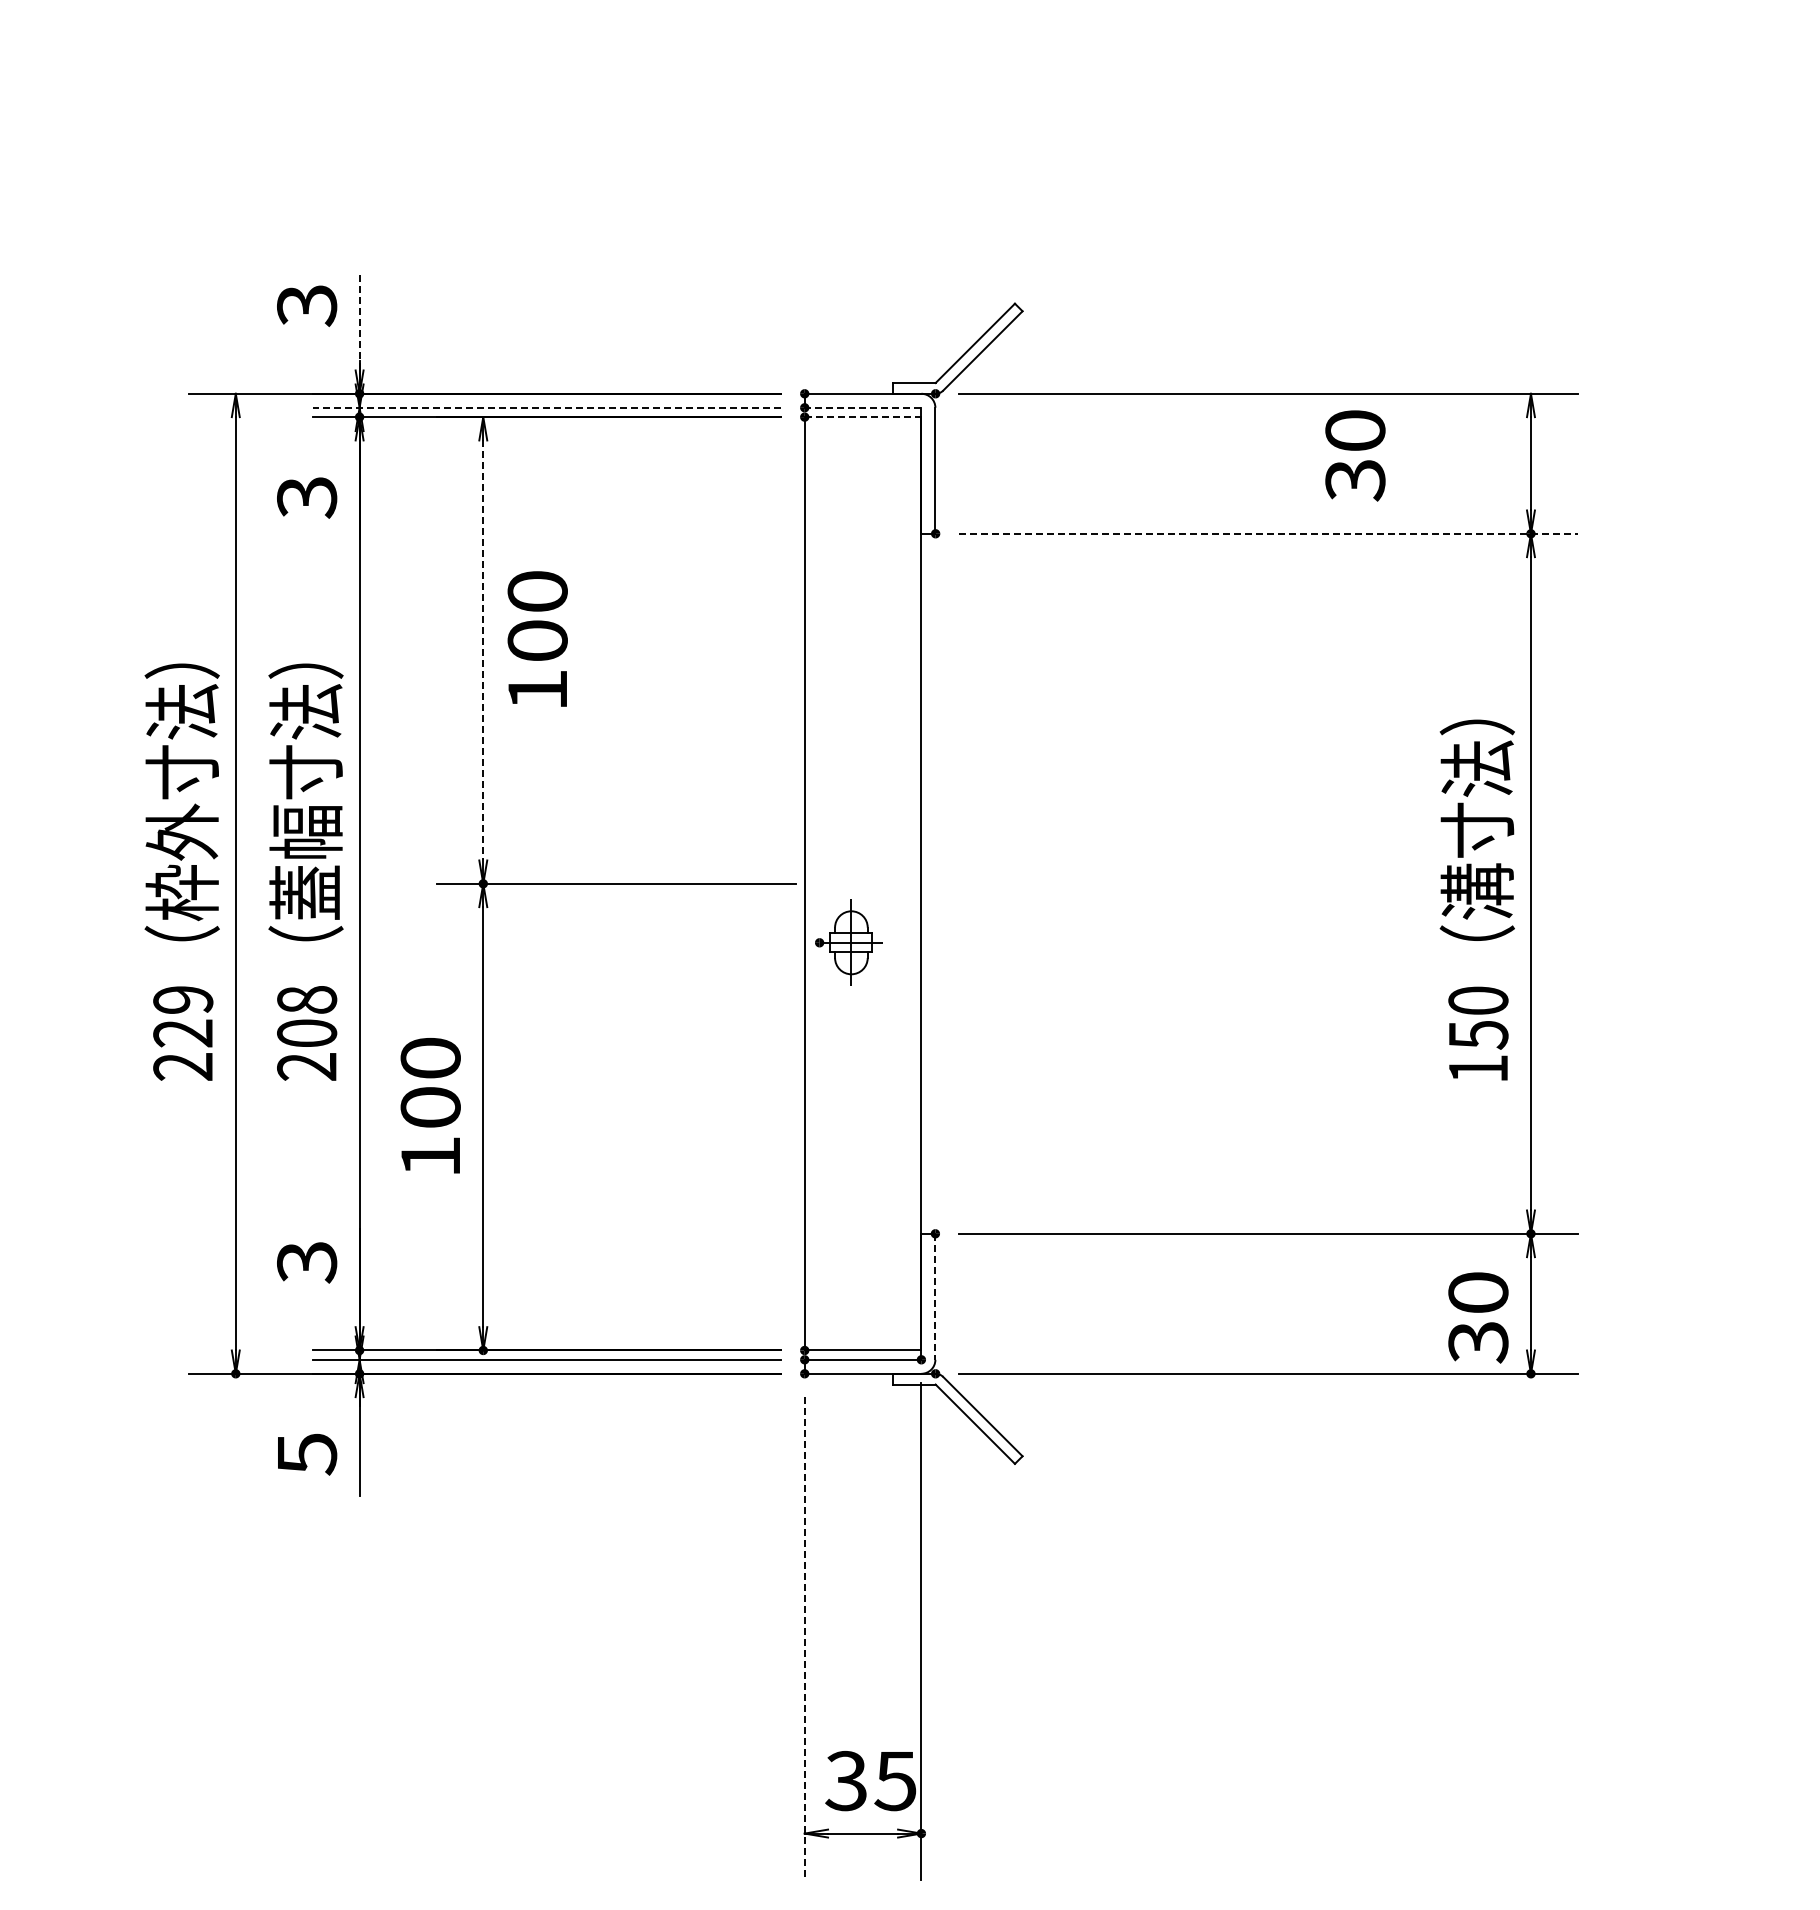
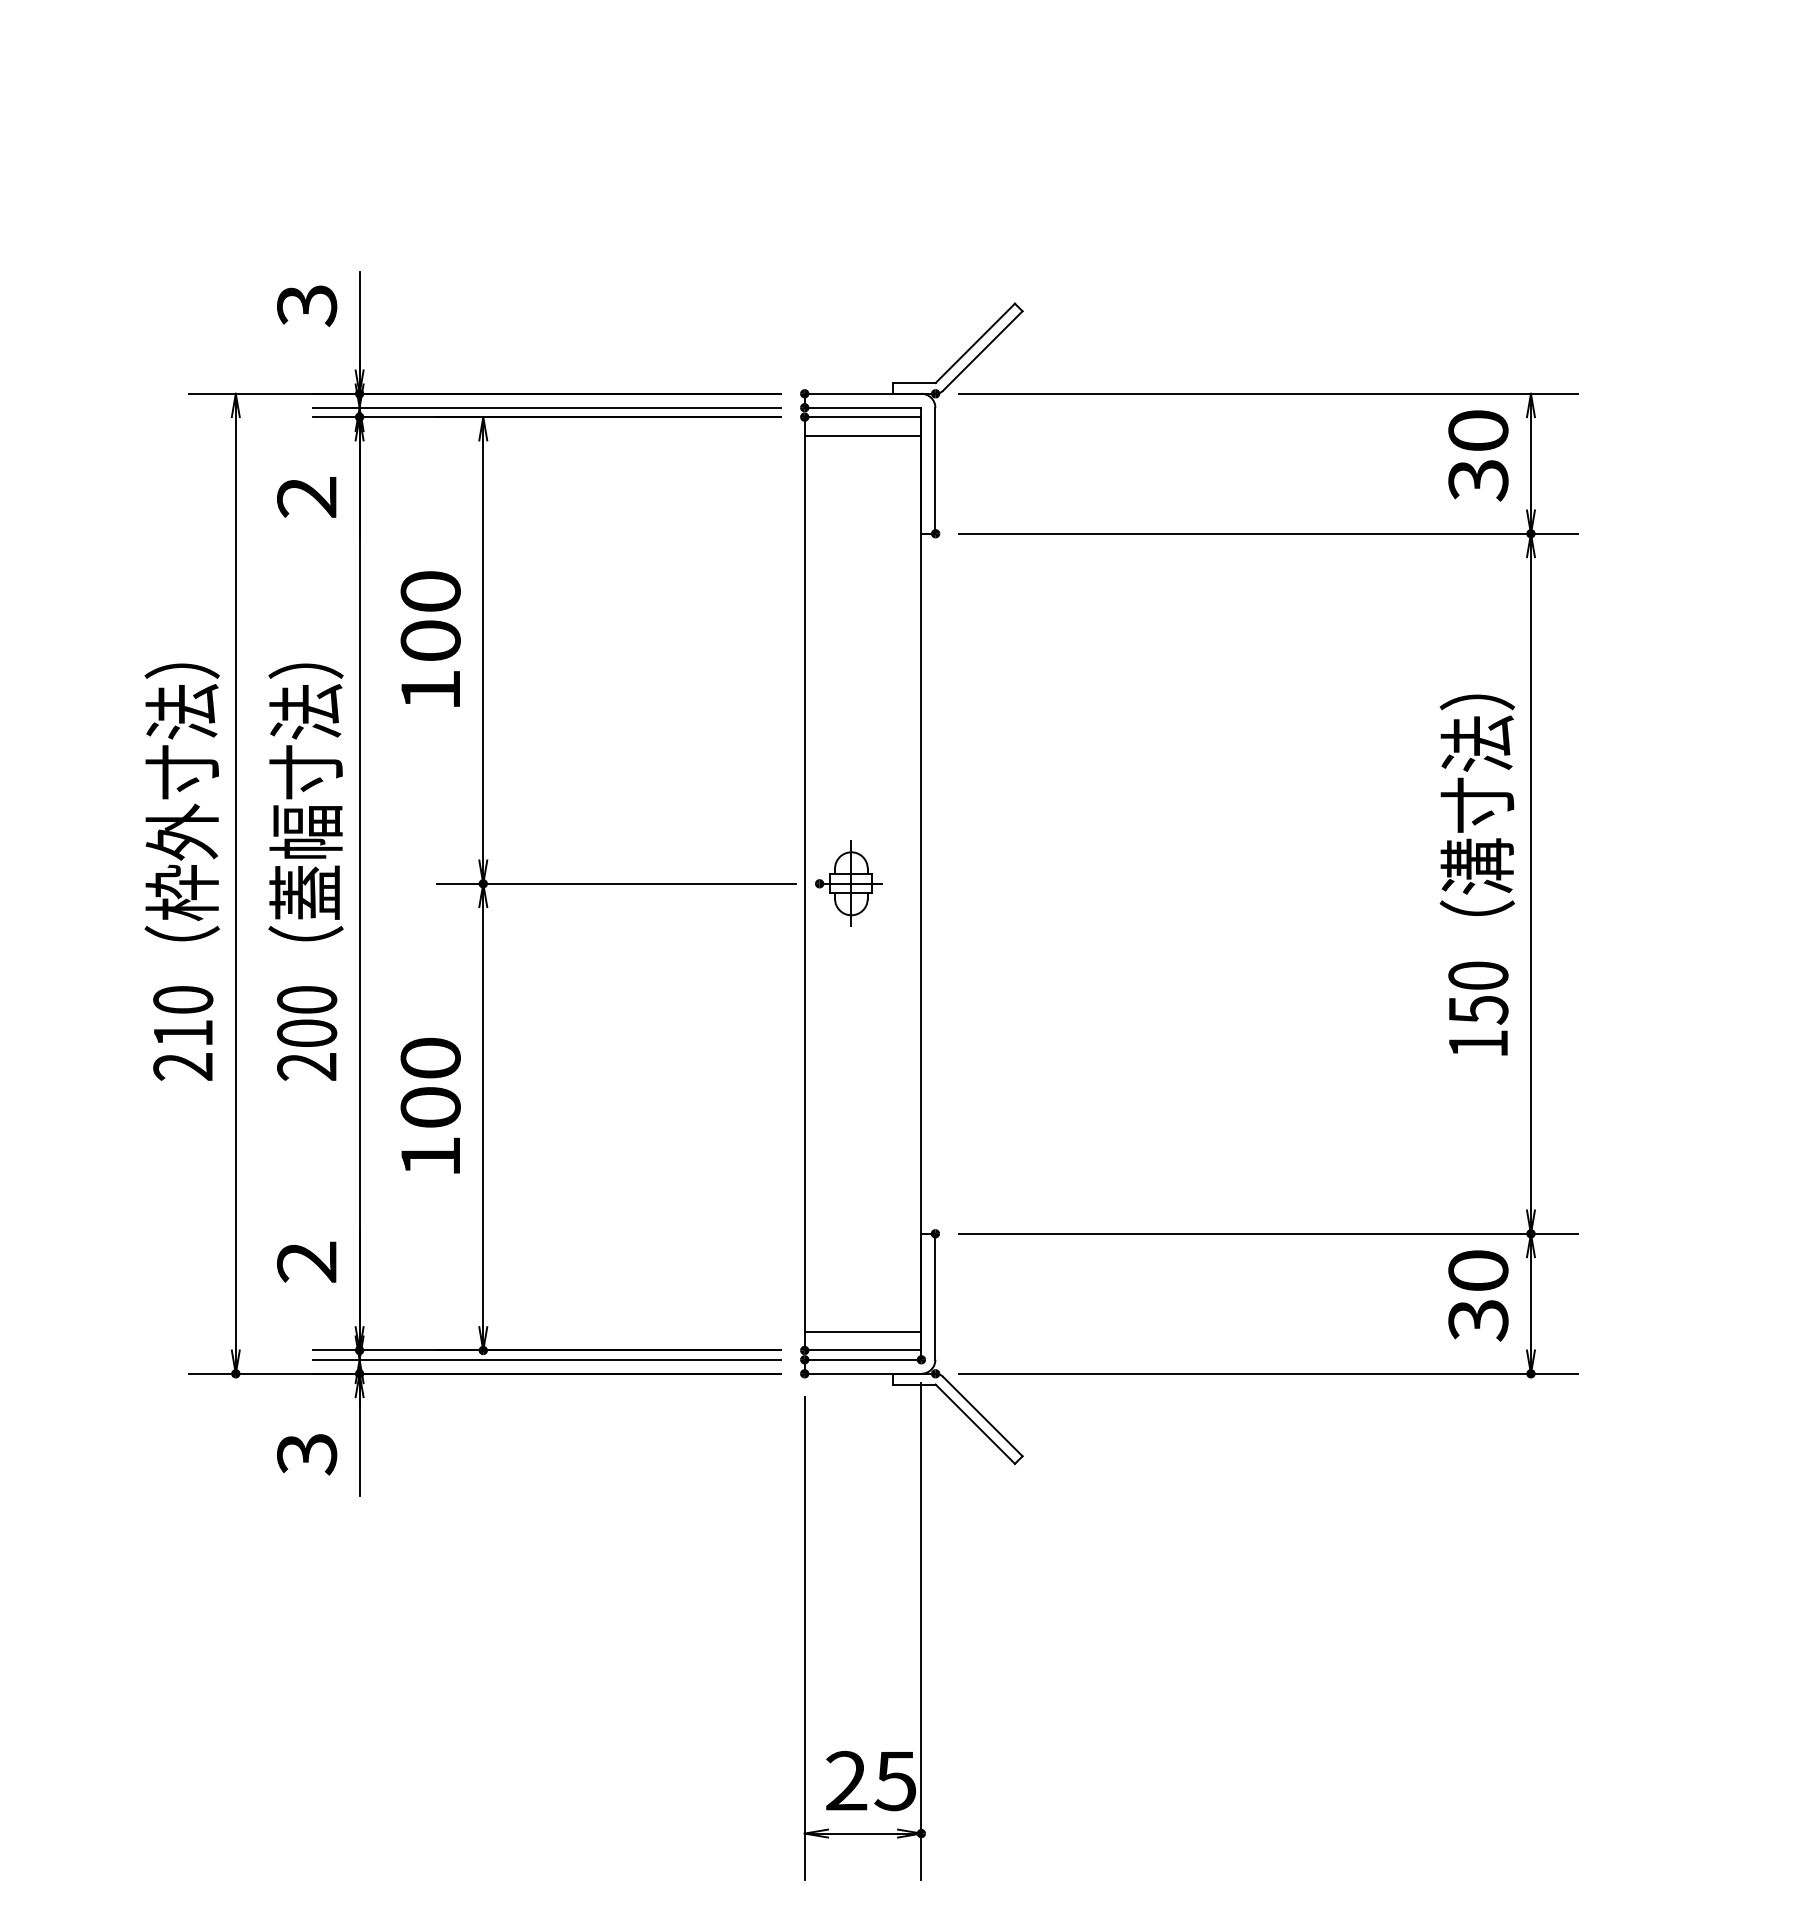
line: dashed -> solid (359, 320)
line: dashed -> solid (546, 407)
line: dashed -> solid (862, 407)
line: dashed -> solid (863, 417)
line: none -> present (862, 435)
text position: (1355, 455) -> (1478, 455) (1478, 455)
text: 3 -> 2 (307, 497)
line: dashed -> solid (1268, 533)
text position: (537, 638) -> (430, 638) (430, 638)
line: dashed -> solid (483, 650)
text position: (1476, 899) -> (1476, 874) (1476, 874)
part position: (848, 942) -> (848, 883) (848, 883)
text: 208 -> 200 (306, 999)
text: 229 -> 210 (183, 1016)
text: 3 -> 2 (307, 1262)
line: dashed -> solid (935, 1297)
text position: (1478, 1317) -> (1478, 1295) (1478, 1295)
line: none -> present (862, 1331)
text: 5 -> 3 (306, 1454)
line: dashed -> solid (804, 1638)
text: 35 -> 25 (846, 1781)
